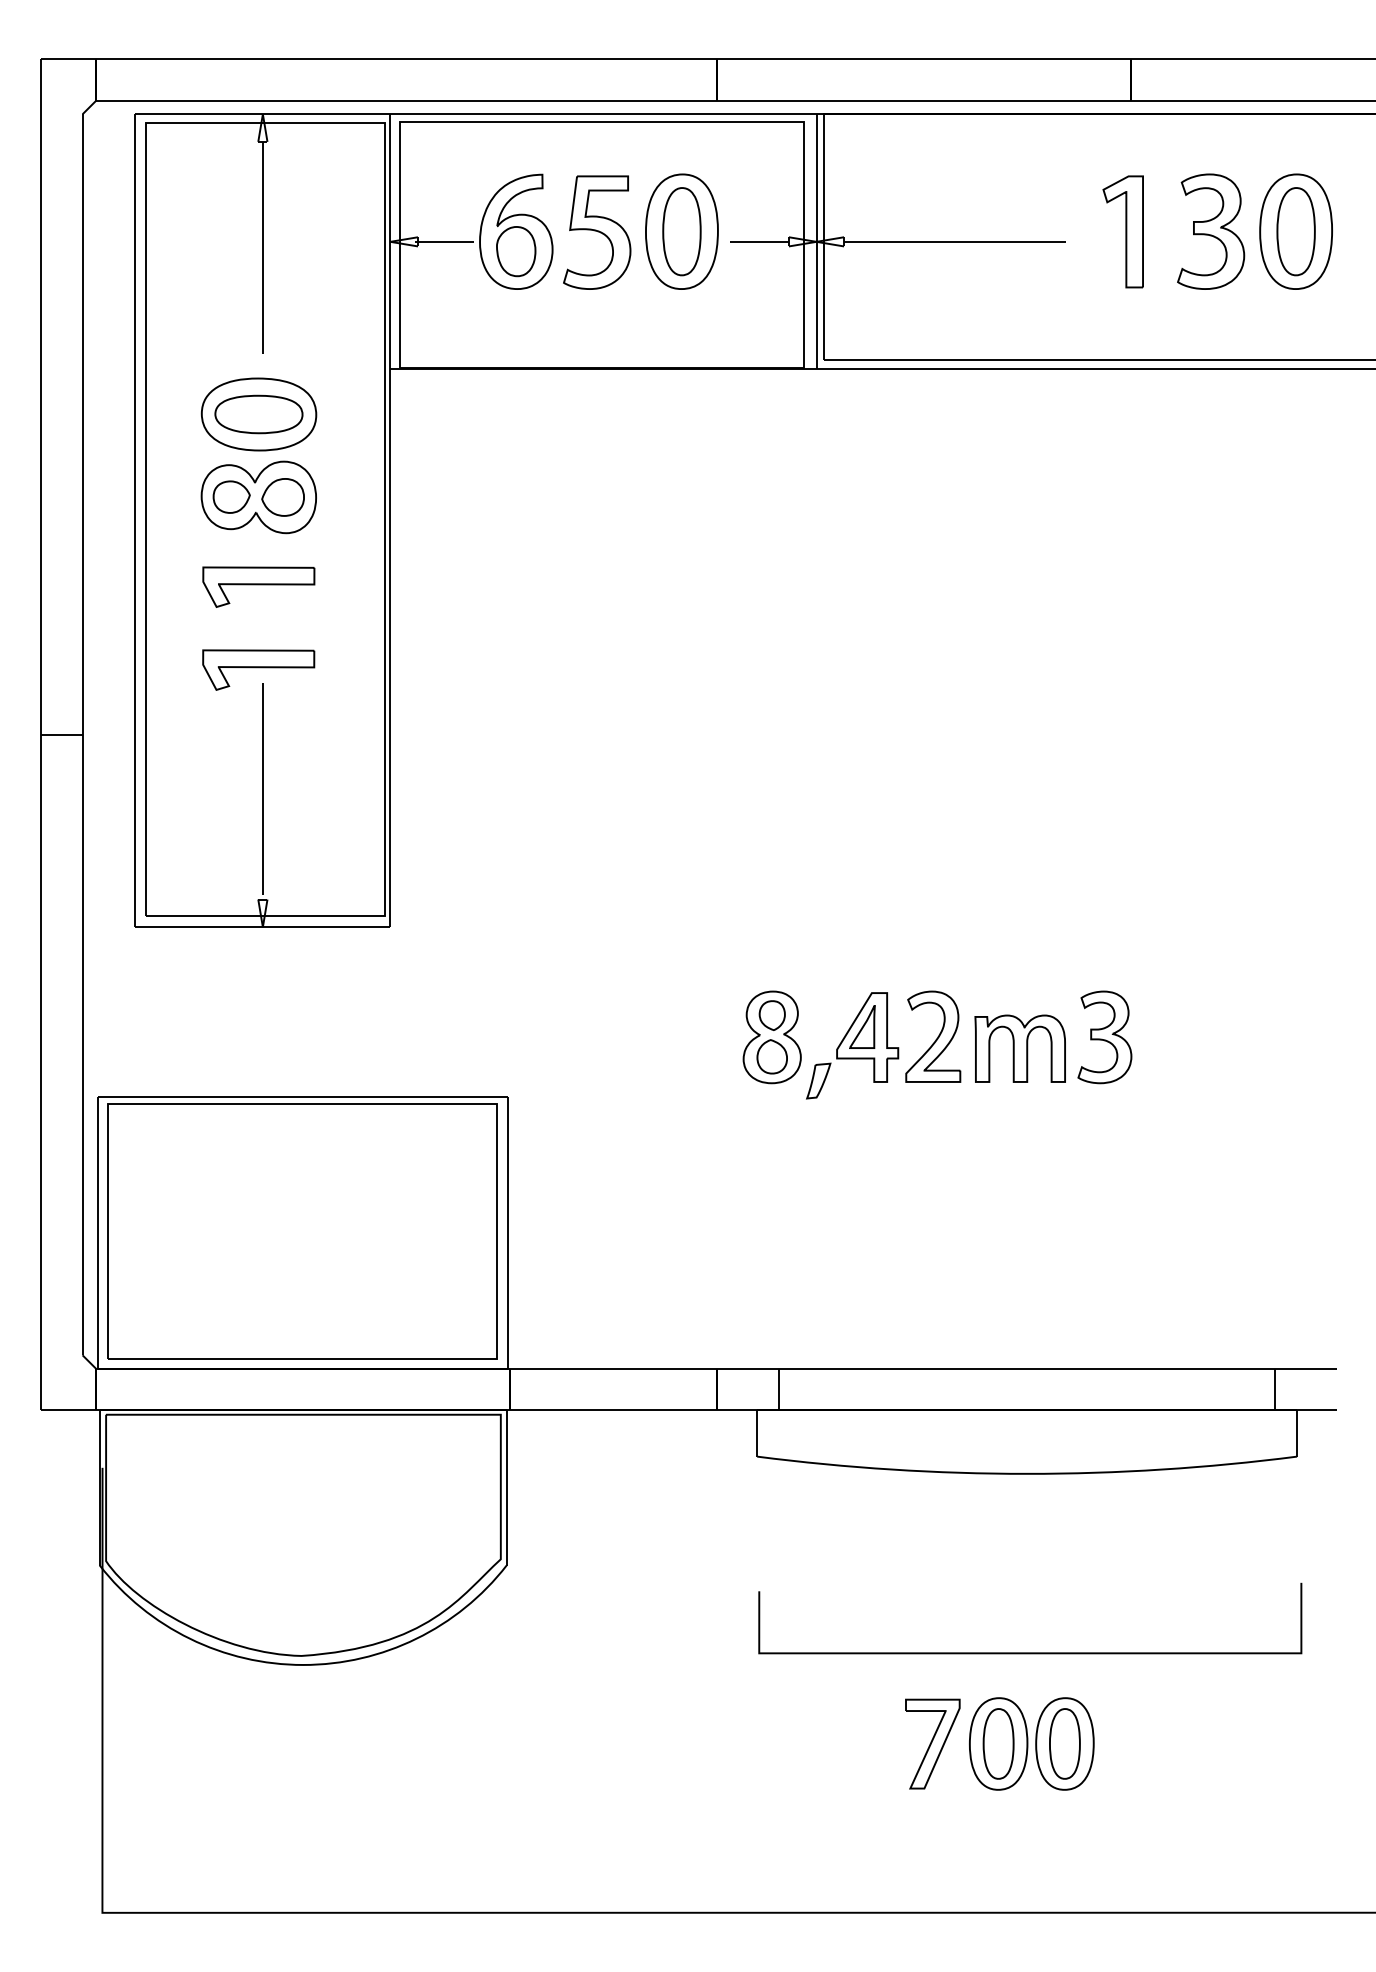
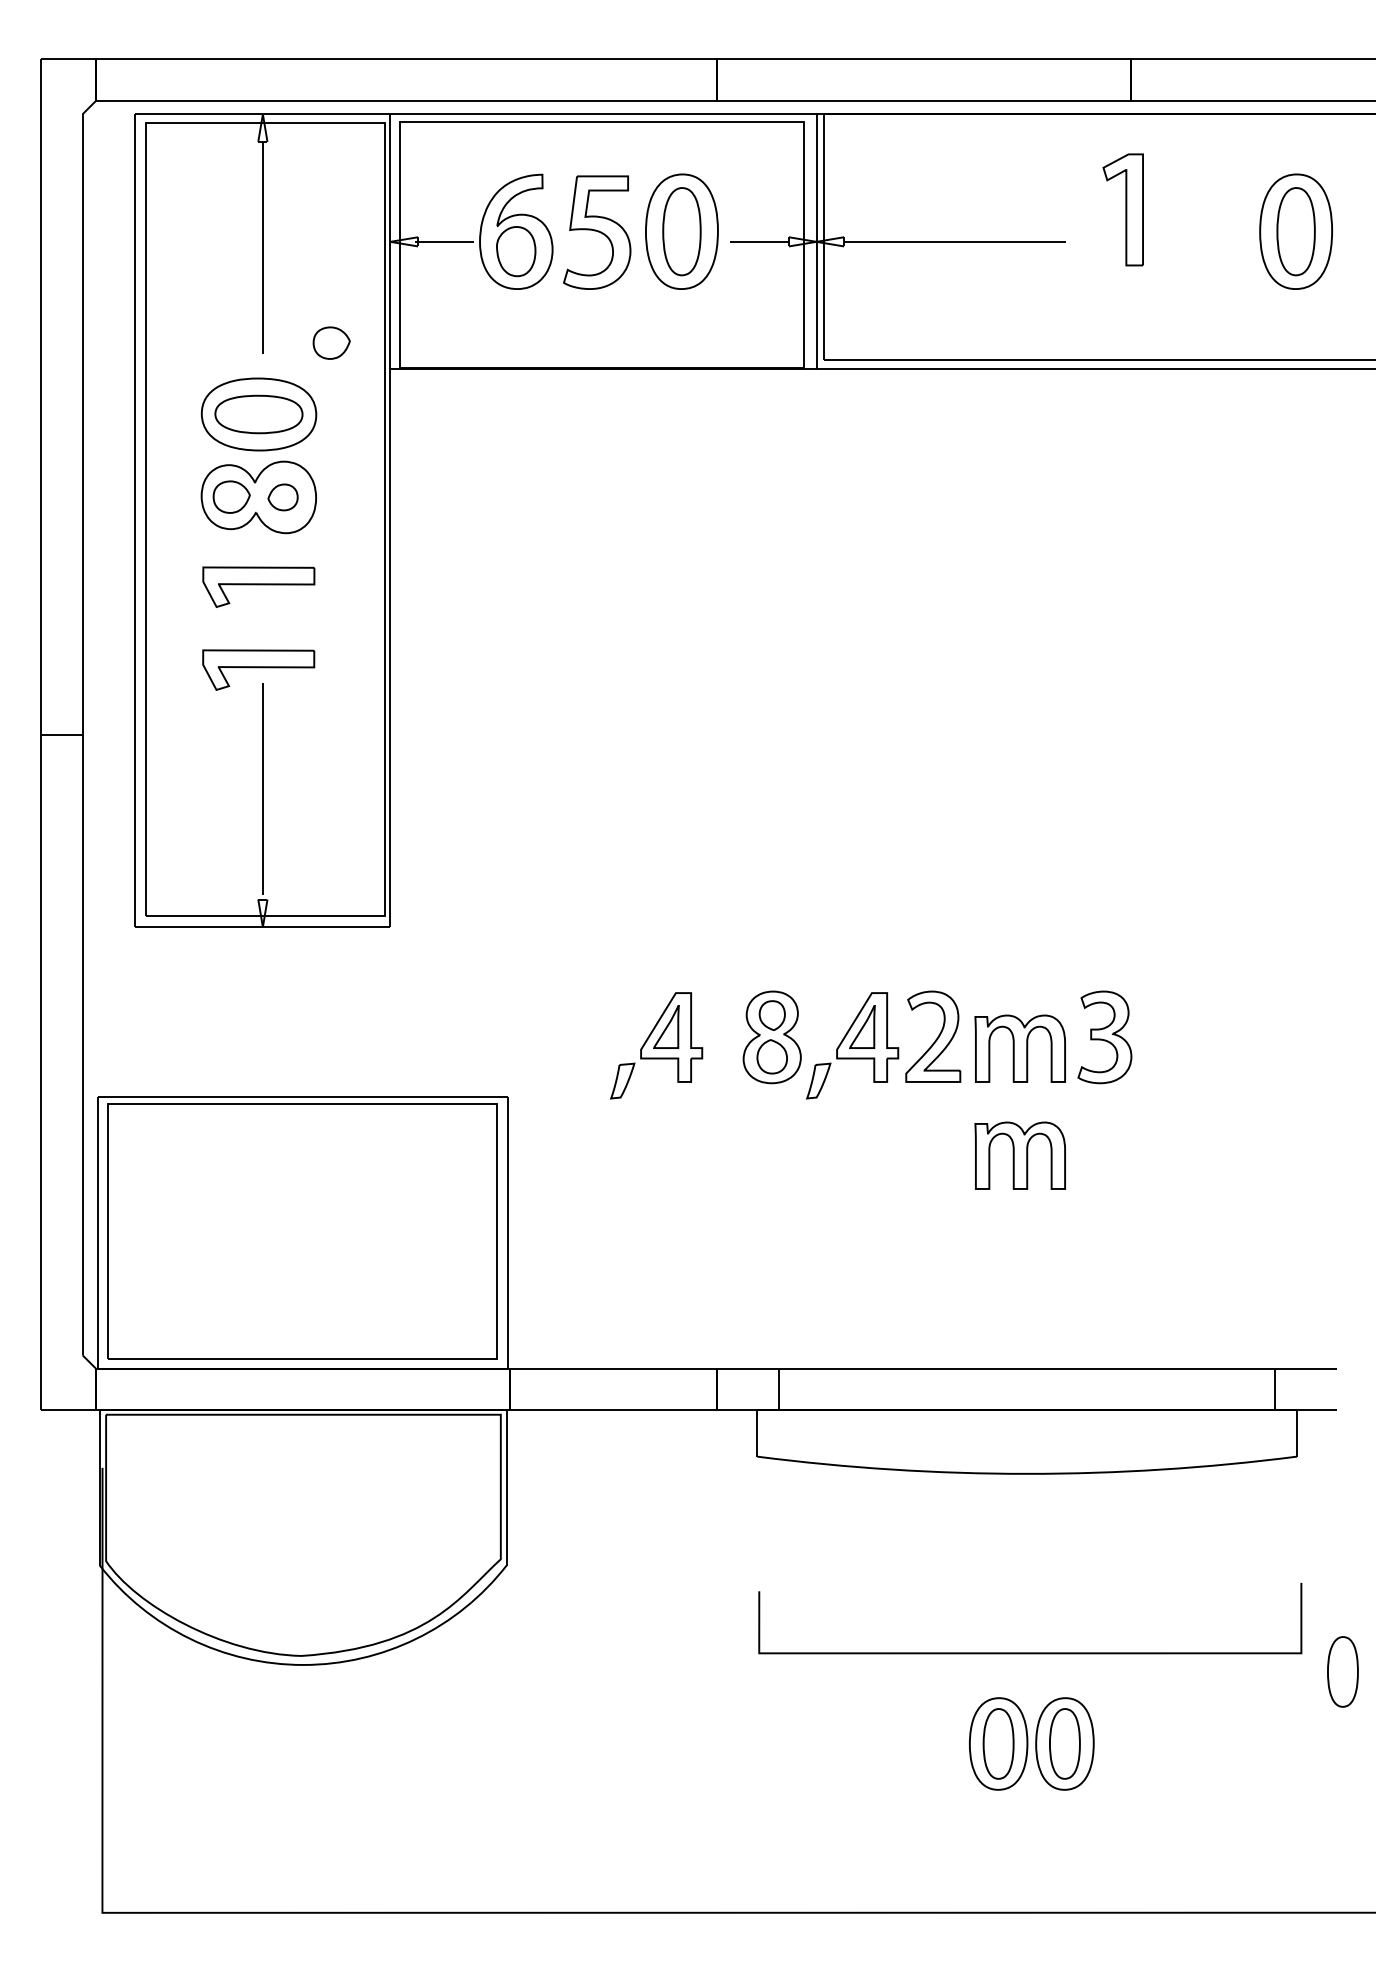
part position: (1122, 231) -> (1122, 209) (1122, 209)
part: present -> none (1211, 231)
part: none -> present (331, 342)
part size: 44x39 px -> 32x29 px (282, 497)
part: none -> present (656, 1045)
part: none -> present (1019, 1155)
part: none -> present (1342, 1671)
part: present -> none (932, 1743)
